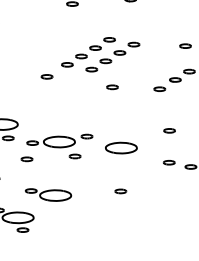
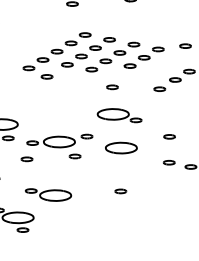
part: none -> present (56, 51)
part: none -> present (143, 57)
part: none -> present (119, 115)
part position: (169, 130) -> (169, 136) (169, 136)
